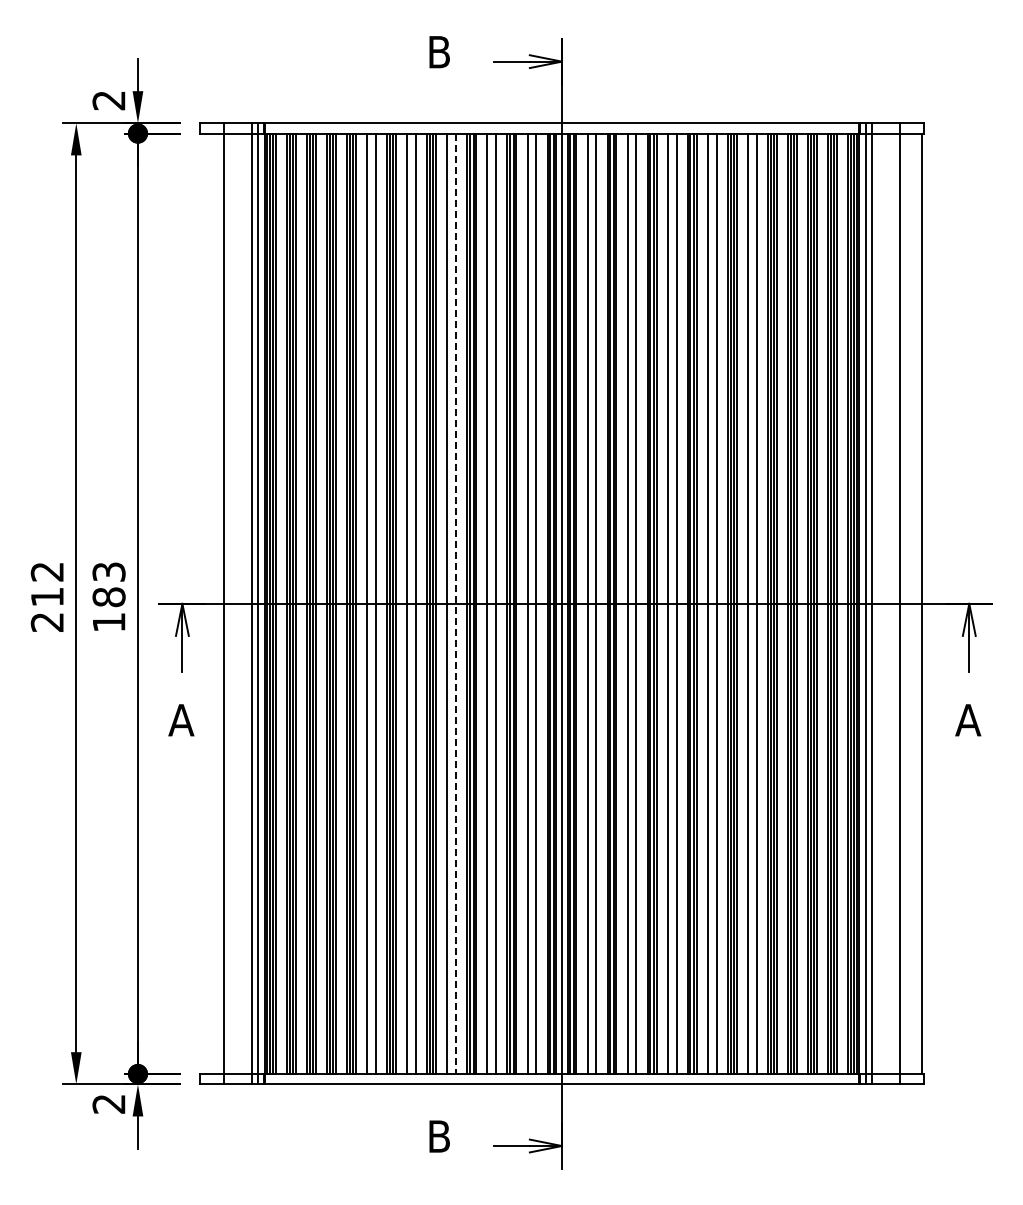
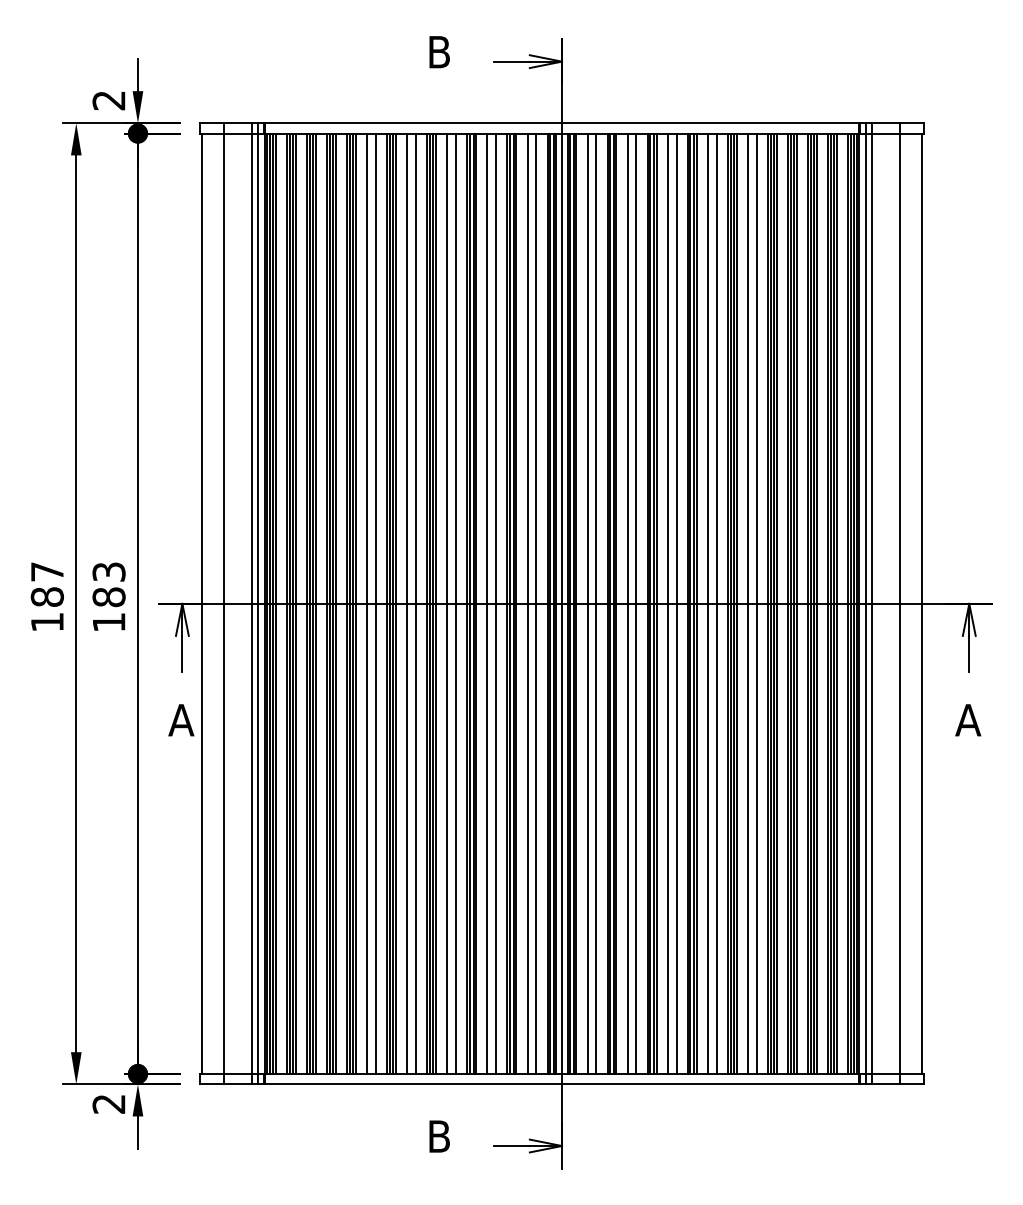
text: 212 -> 187 (46, 596)
line: none -> present (202, 603)
line: dashed -> solid (456, 604)
